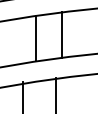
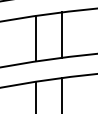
line position: (56, 94) -> (62, 94) (62, 94)
line position: (23, 95) -> (36, 95) (36, 95)
